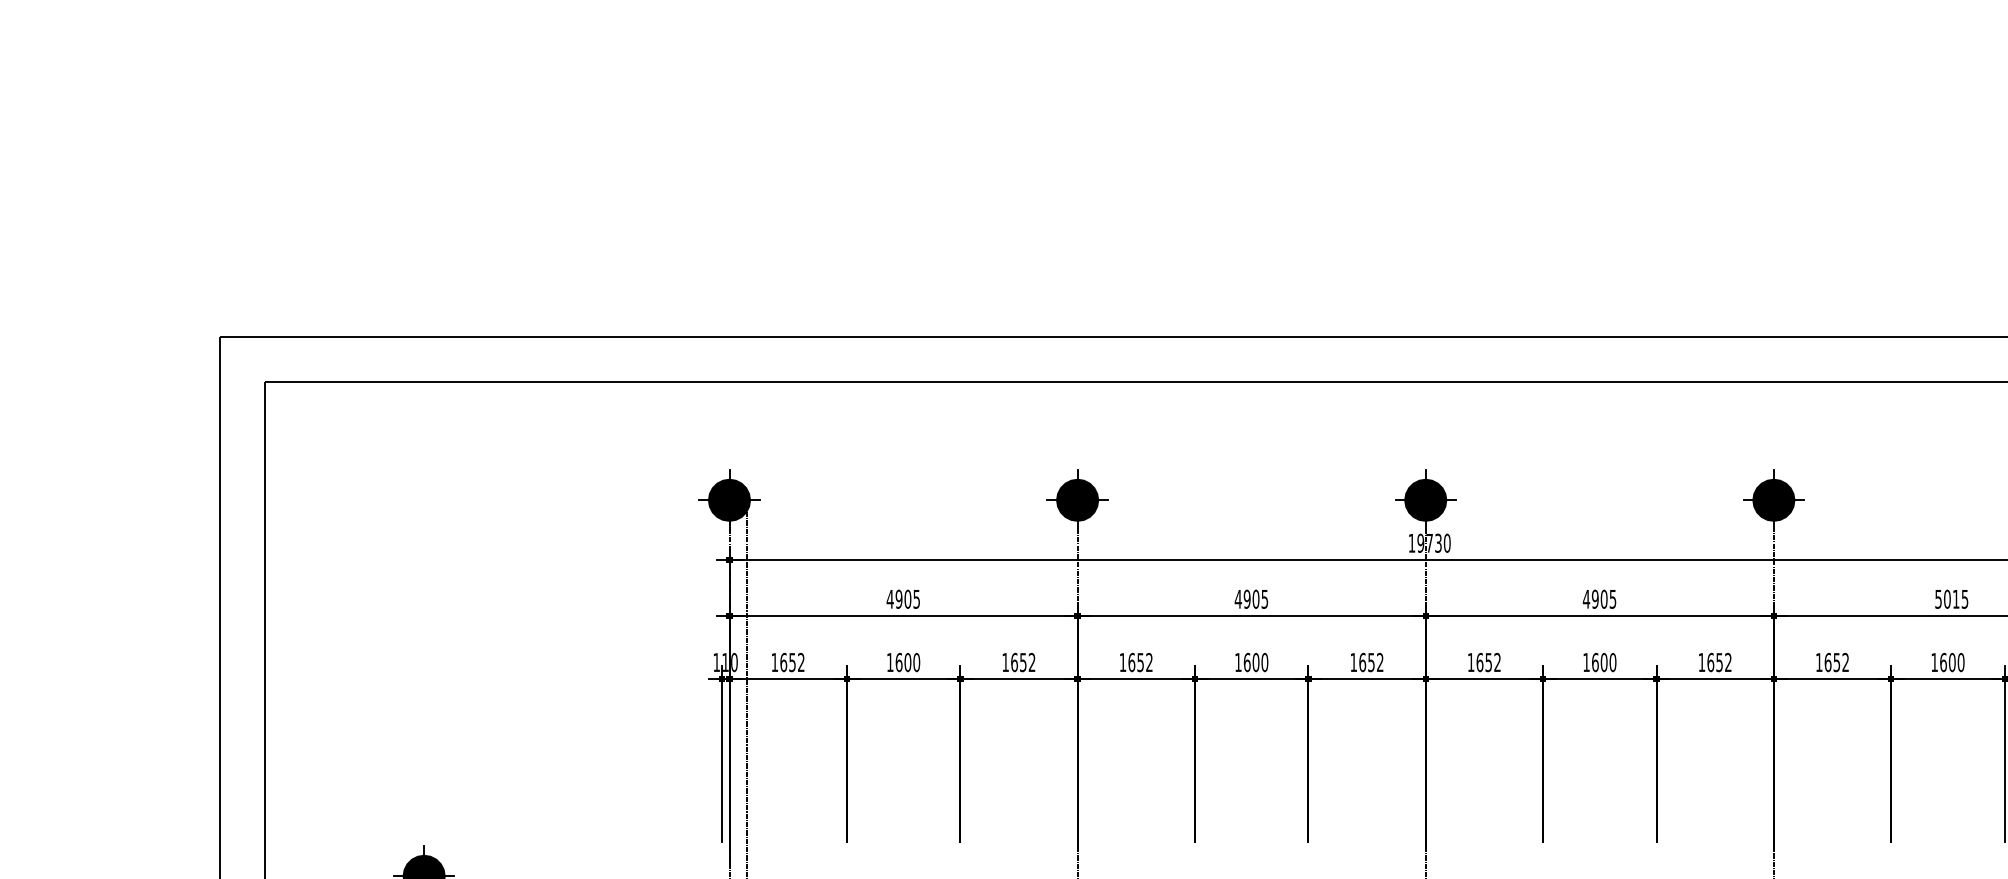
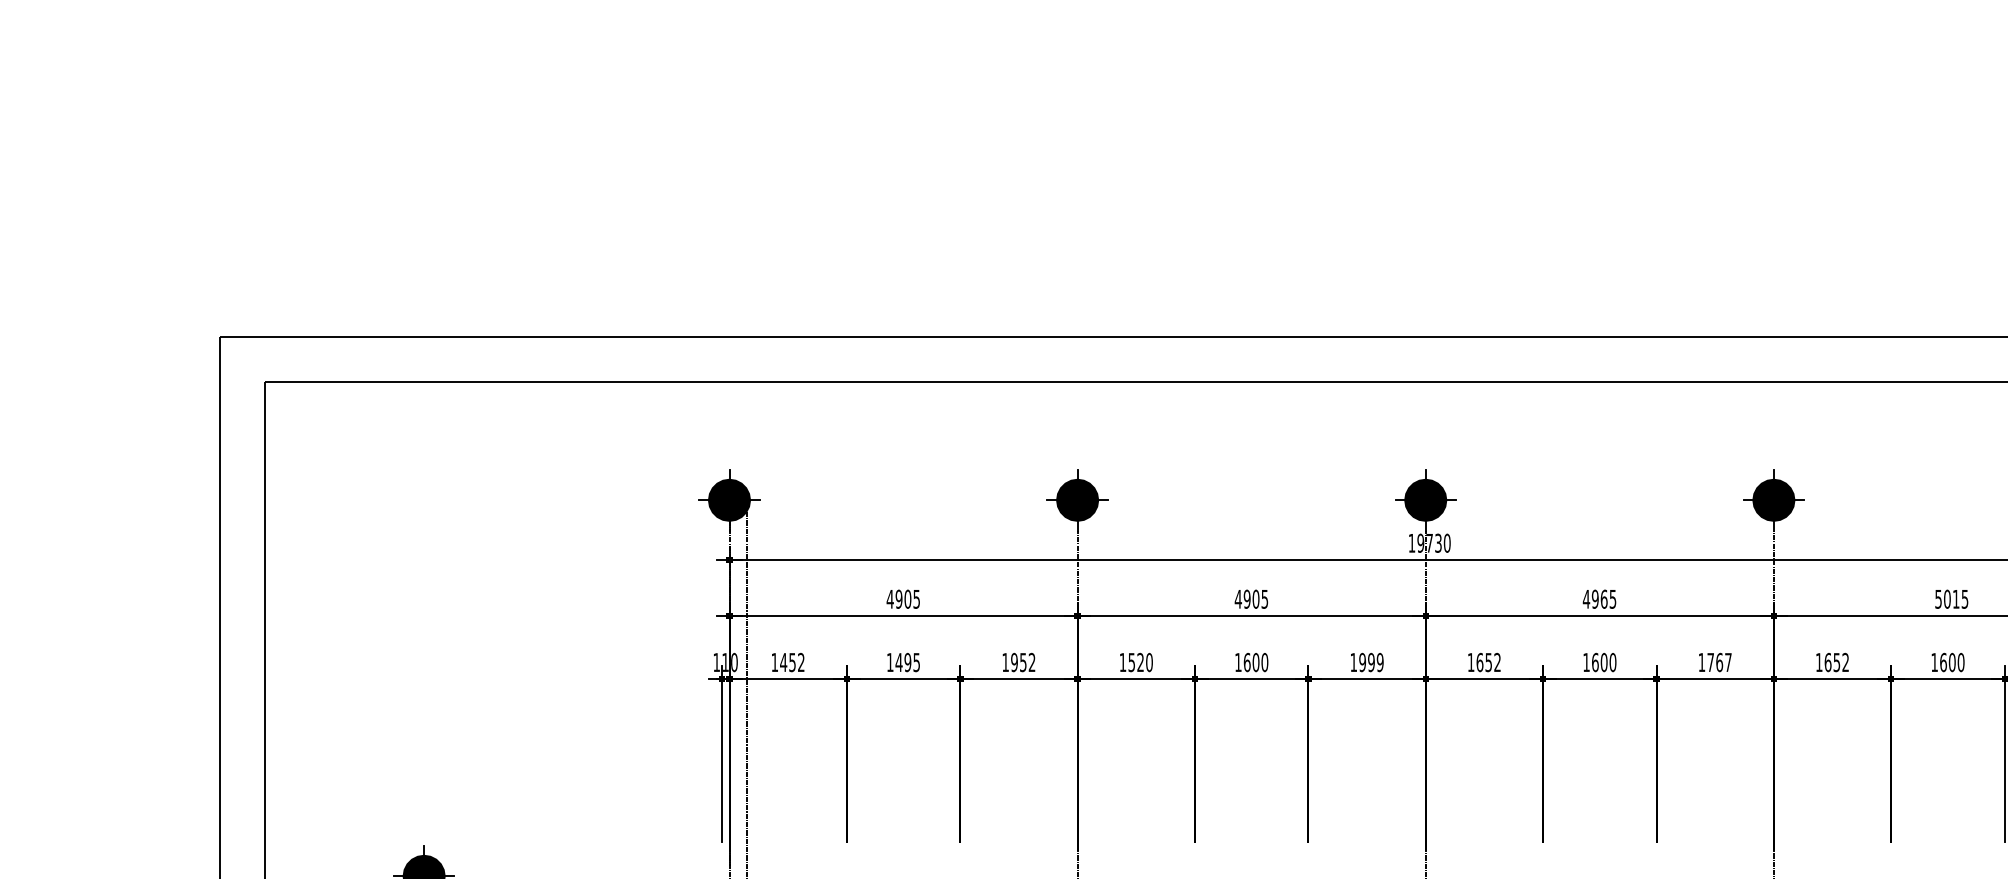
text: 4905 -> 4965 (1603, 598)
text: 1652 -> 1452 (783, 662)
text: 1600 -> 1495 (907, 662)
text: 1652 -> 1952 (1014, 662)
text: 1652 -> 1520 (1140, 662)
text: 1652 -> 1999 (1371, 662)
text: 1652 -> 1767 (1719, 662)
